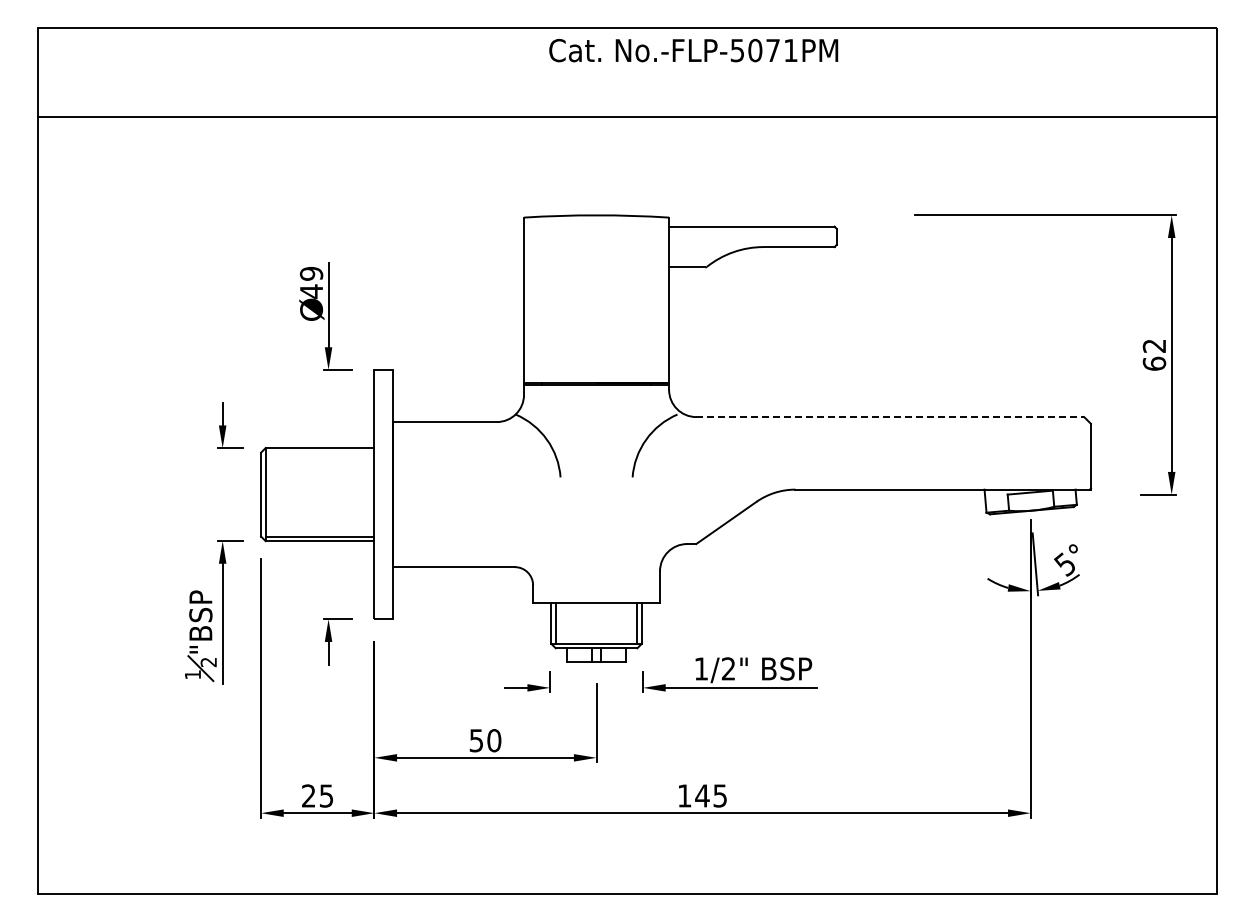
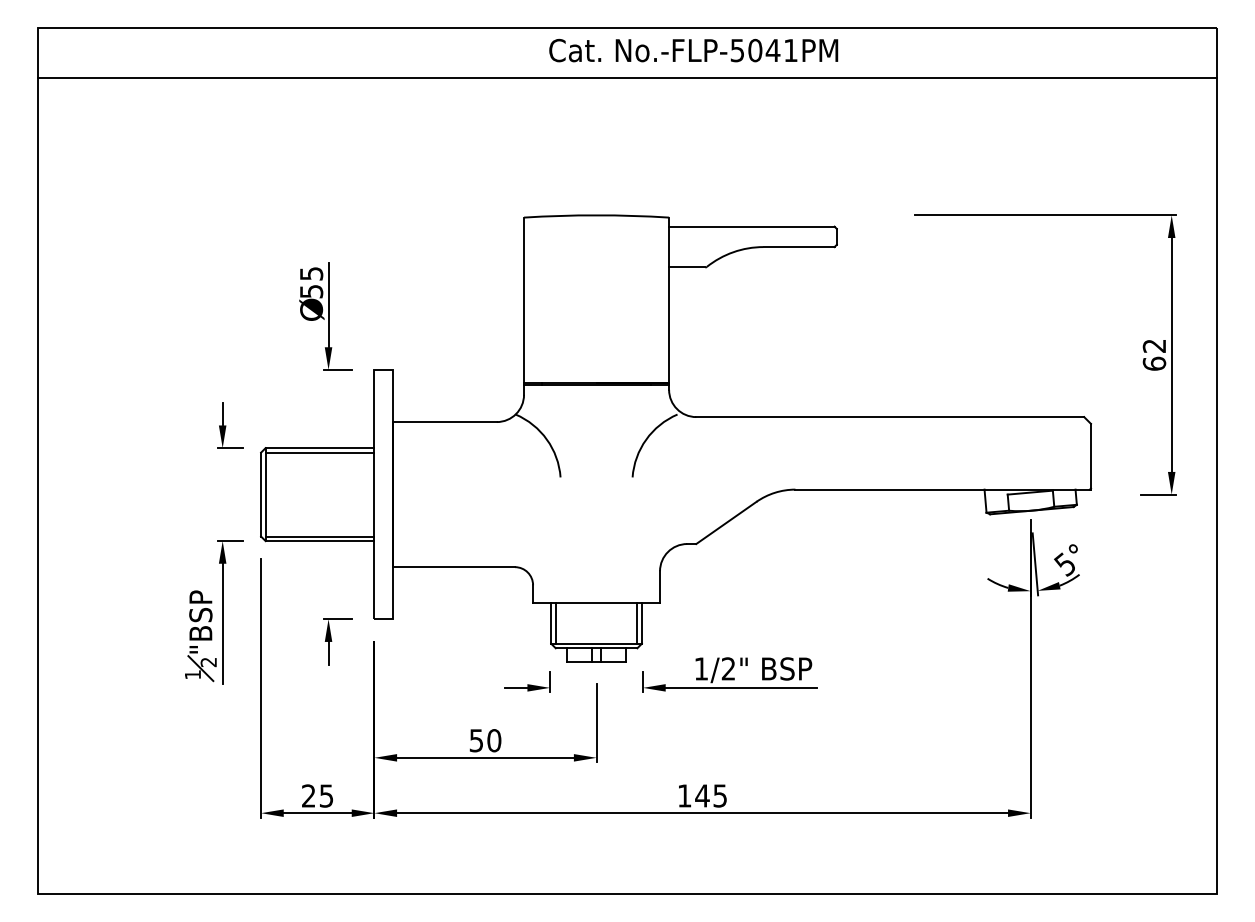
text: No.-FLP-5071PM -> No.-FLP-5041PM (772, 50)
line position: (627, 117) -> (627, 78) (627, 78)
text: 49 -> 55 (311, 282)
line: dashed -> solid (890, 417)
line: none -> present (319, 452)
